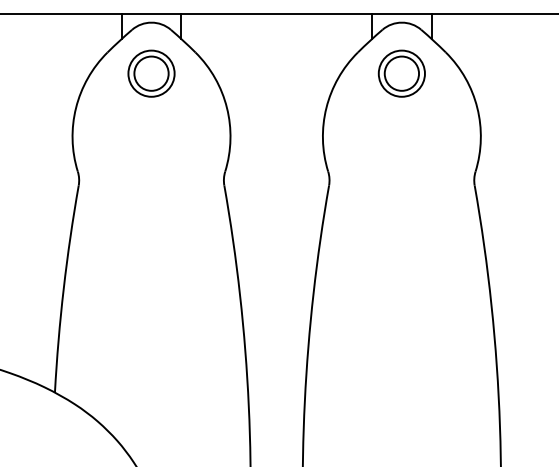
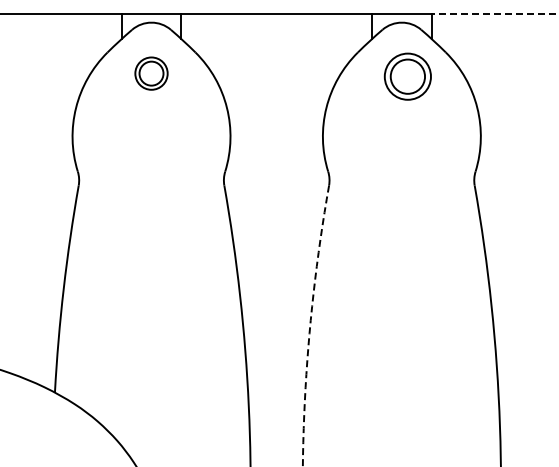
line: solid -> dashed (494, 14)
part size: 49x49 px -> 35x35 px (151, 73)
part position: (401, 73) -> (407, 76) (407, 76)
arc: solid -> dashed (310, 326)
